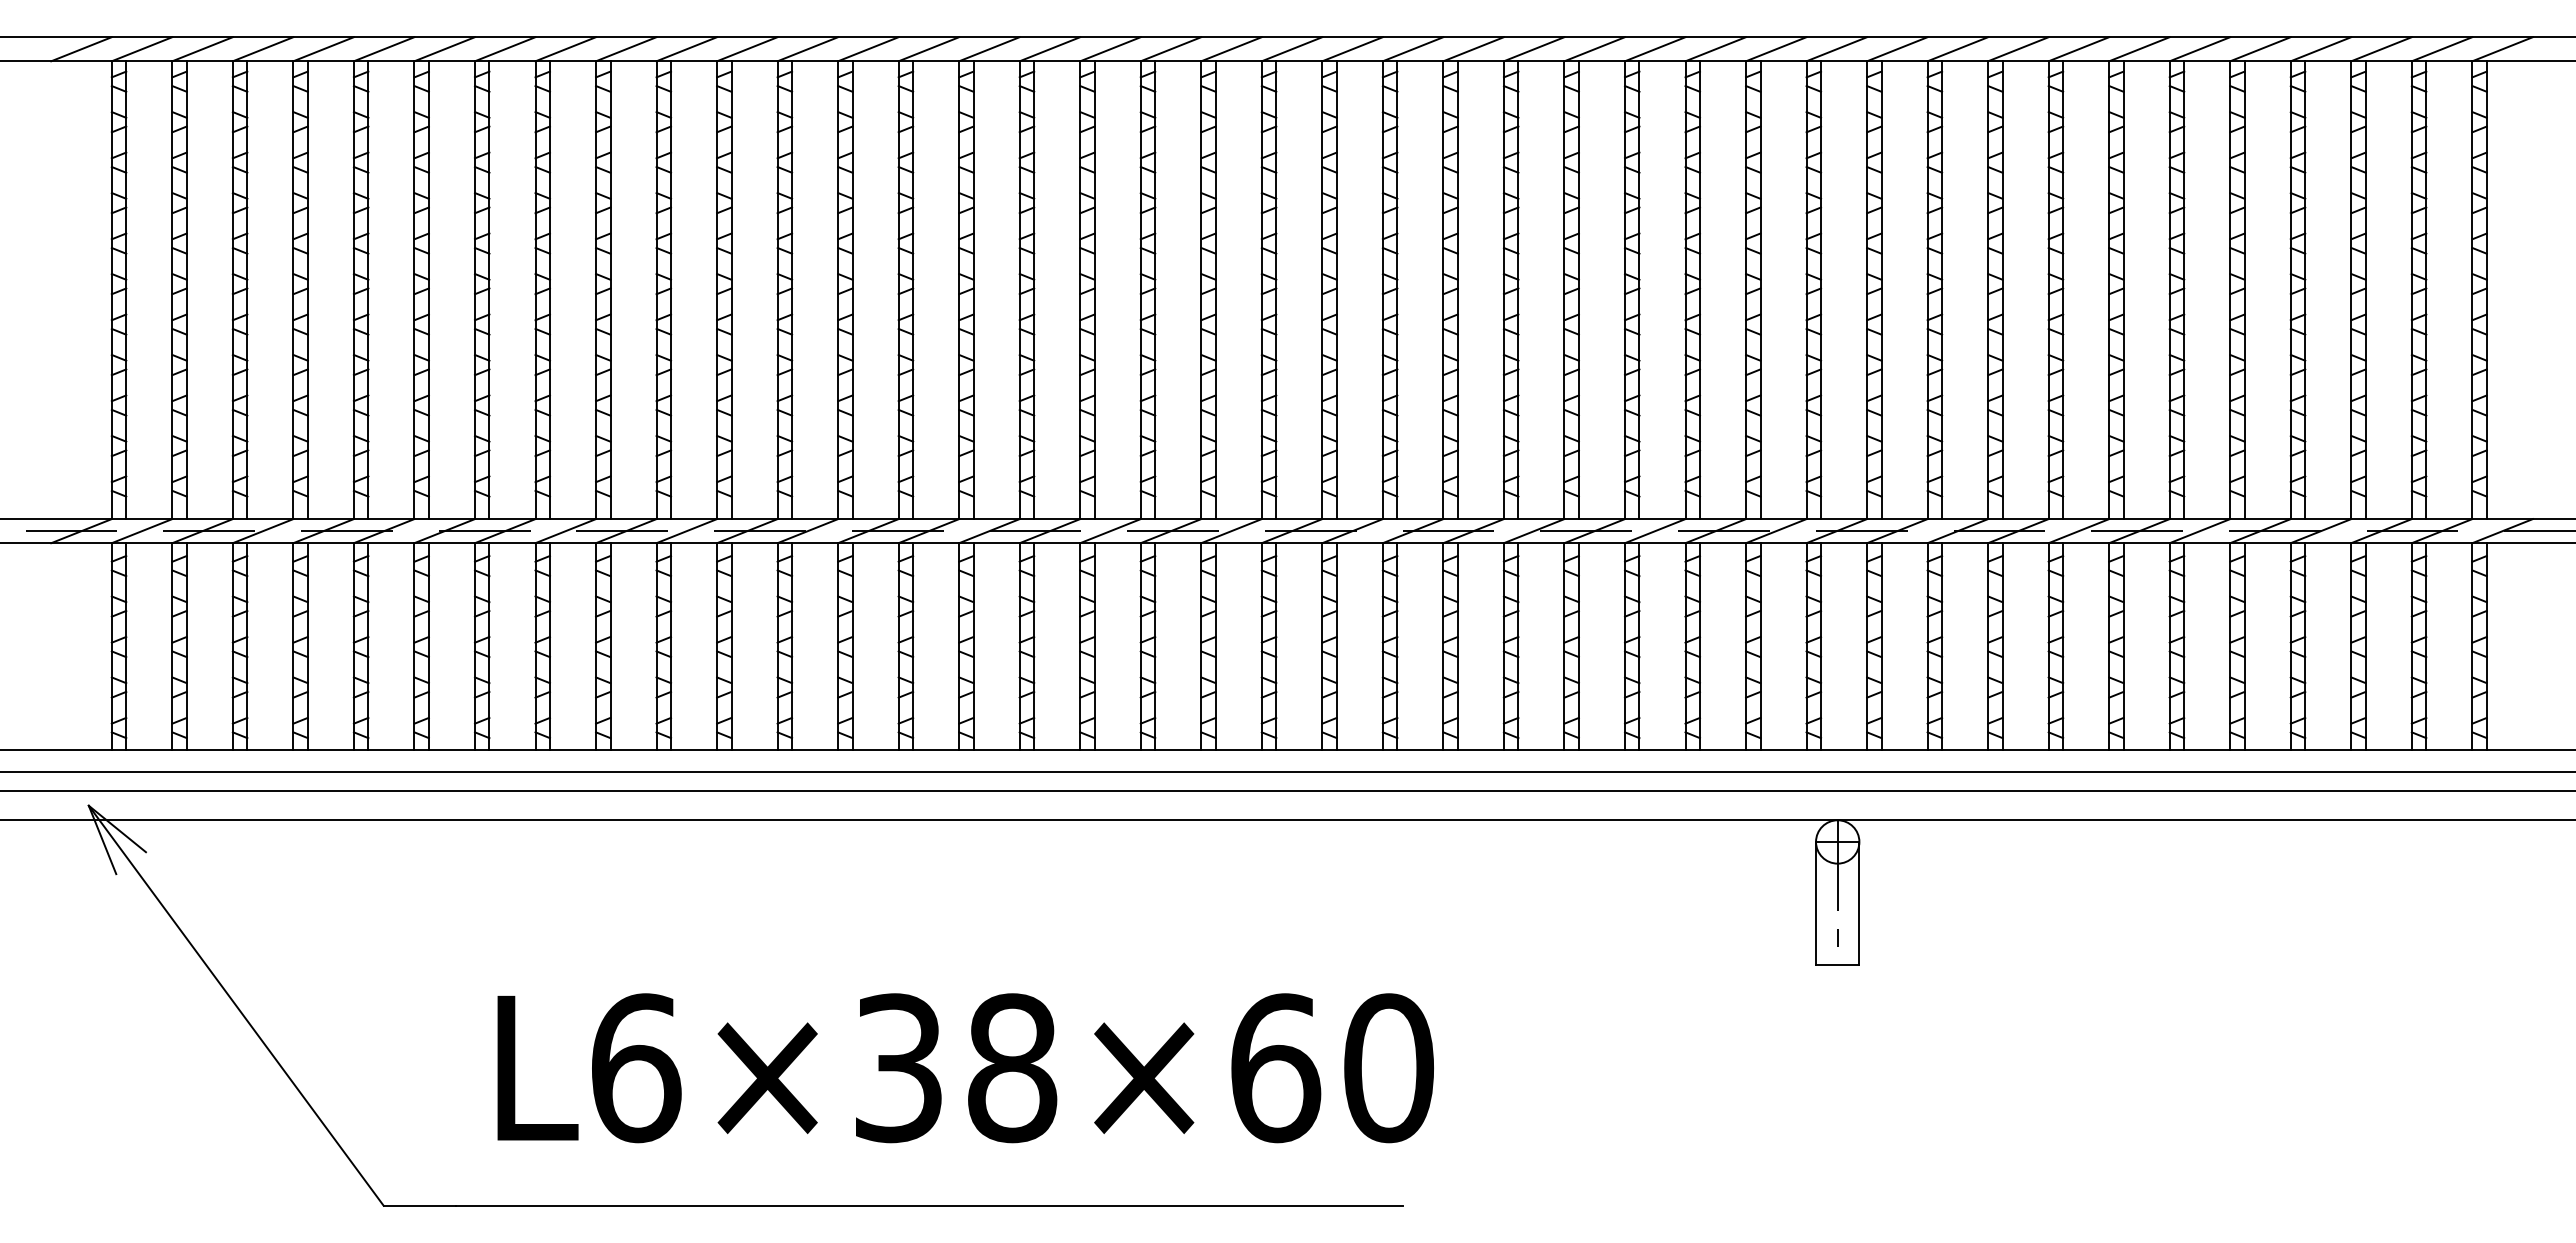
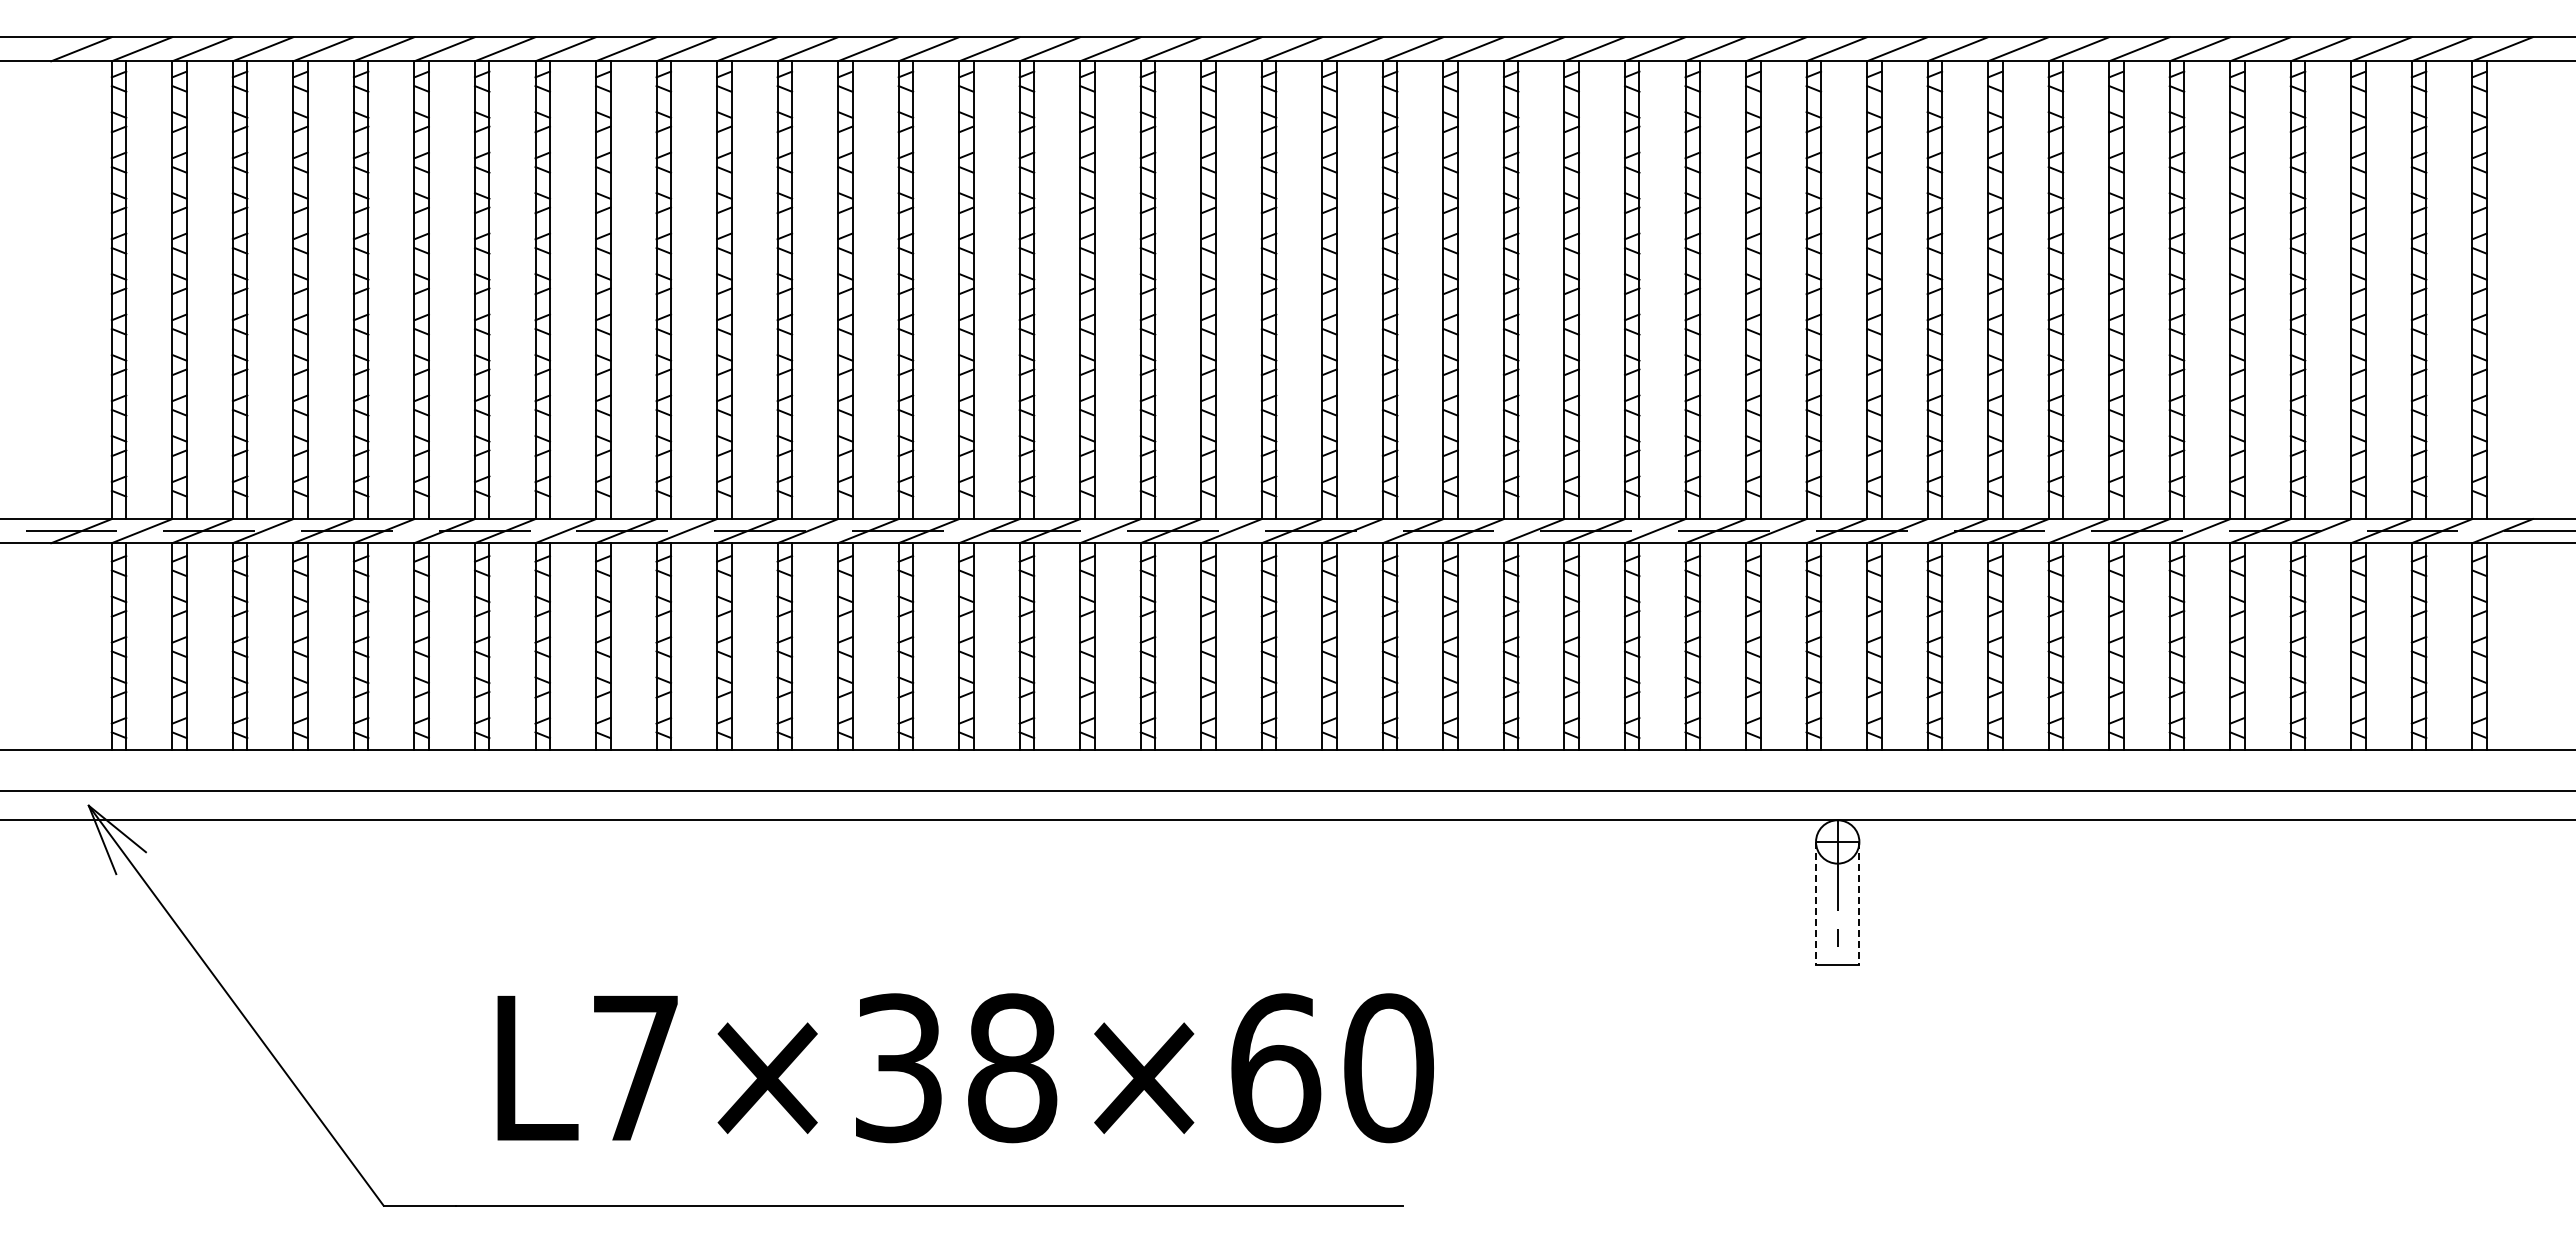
line: present -> none (1287, 772)
line: solid -> dashed (1816, 903)
line: solid -> dashed (1859, 903)
text: L6×38×60 -> L7×38×60 (636, 1068)
